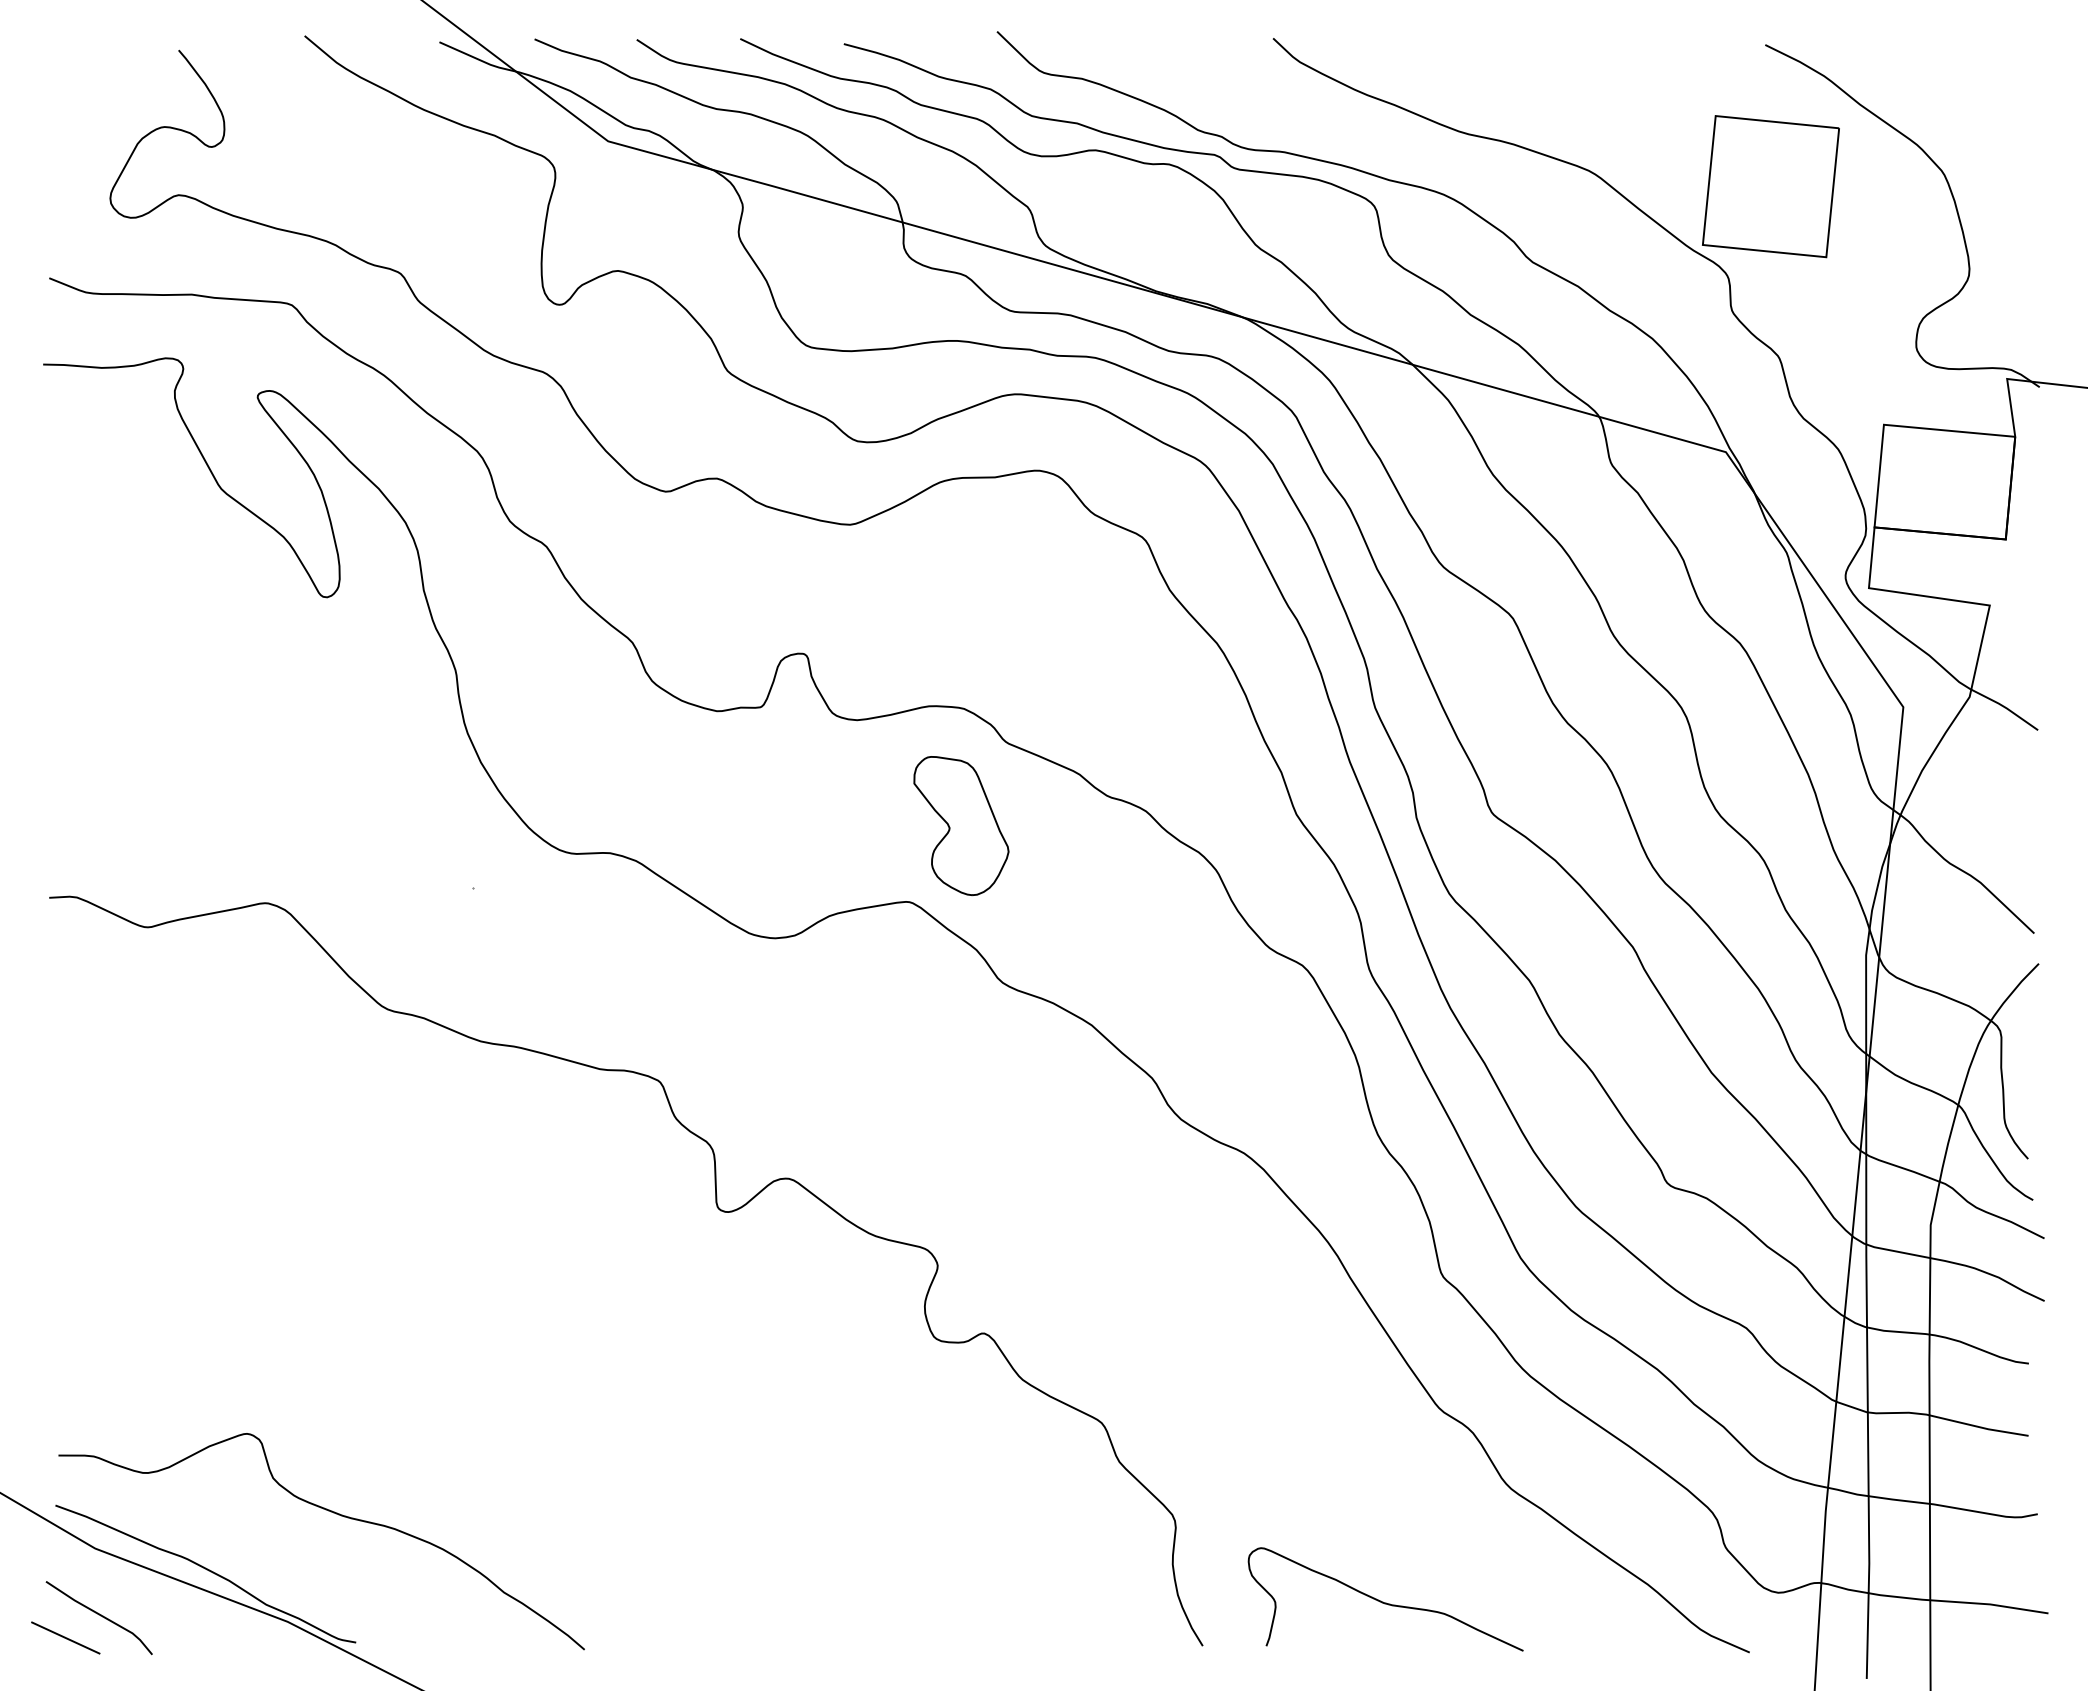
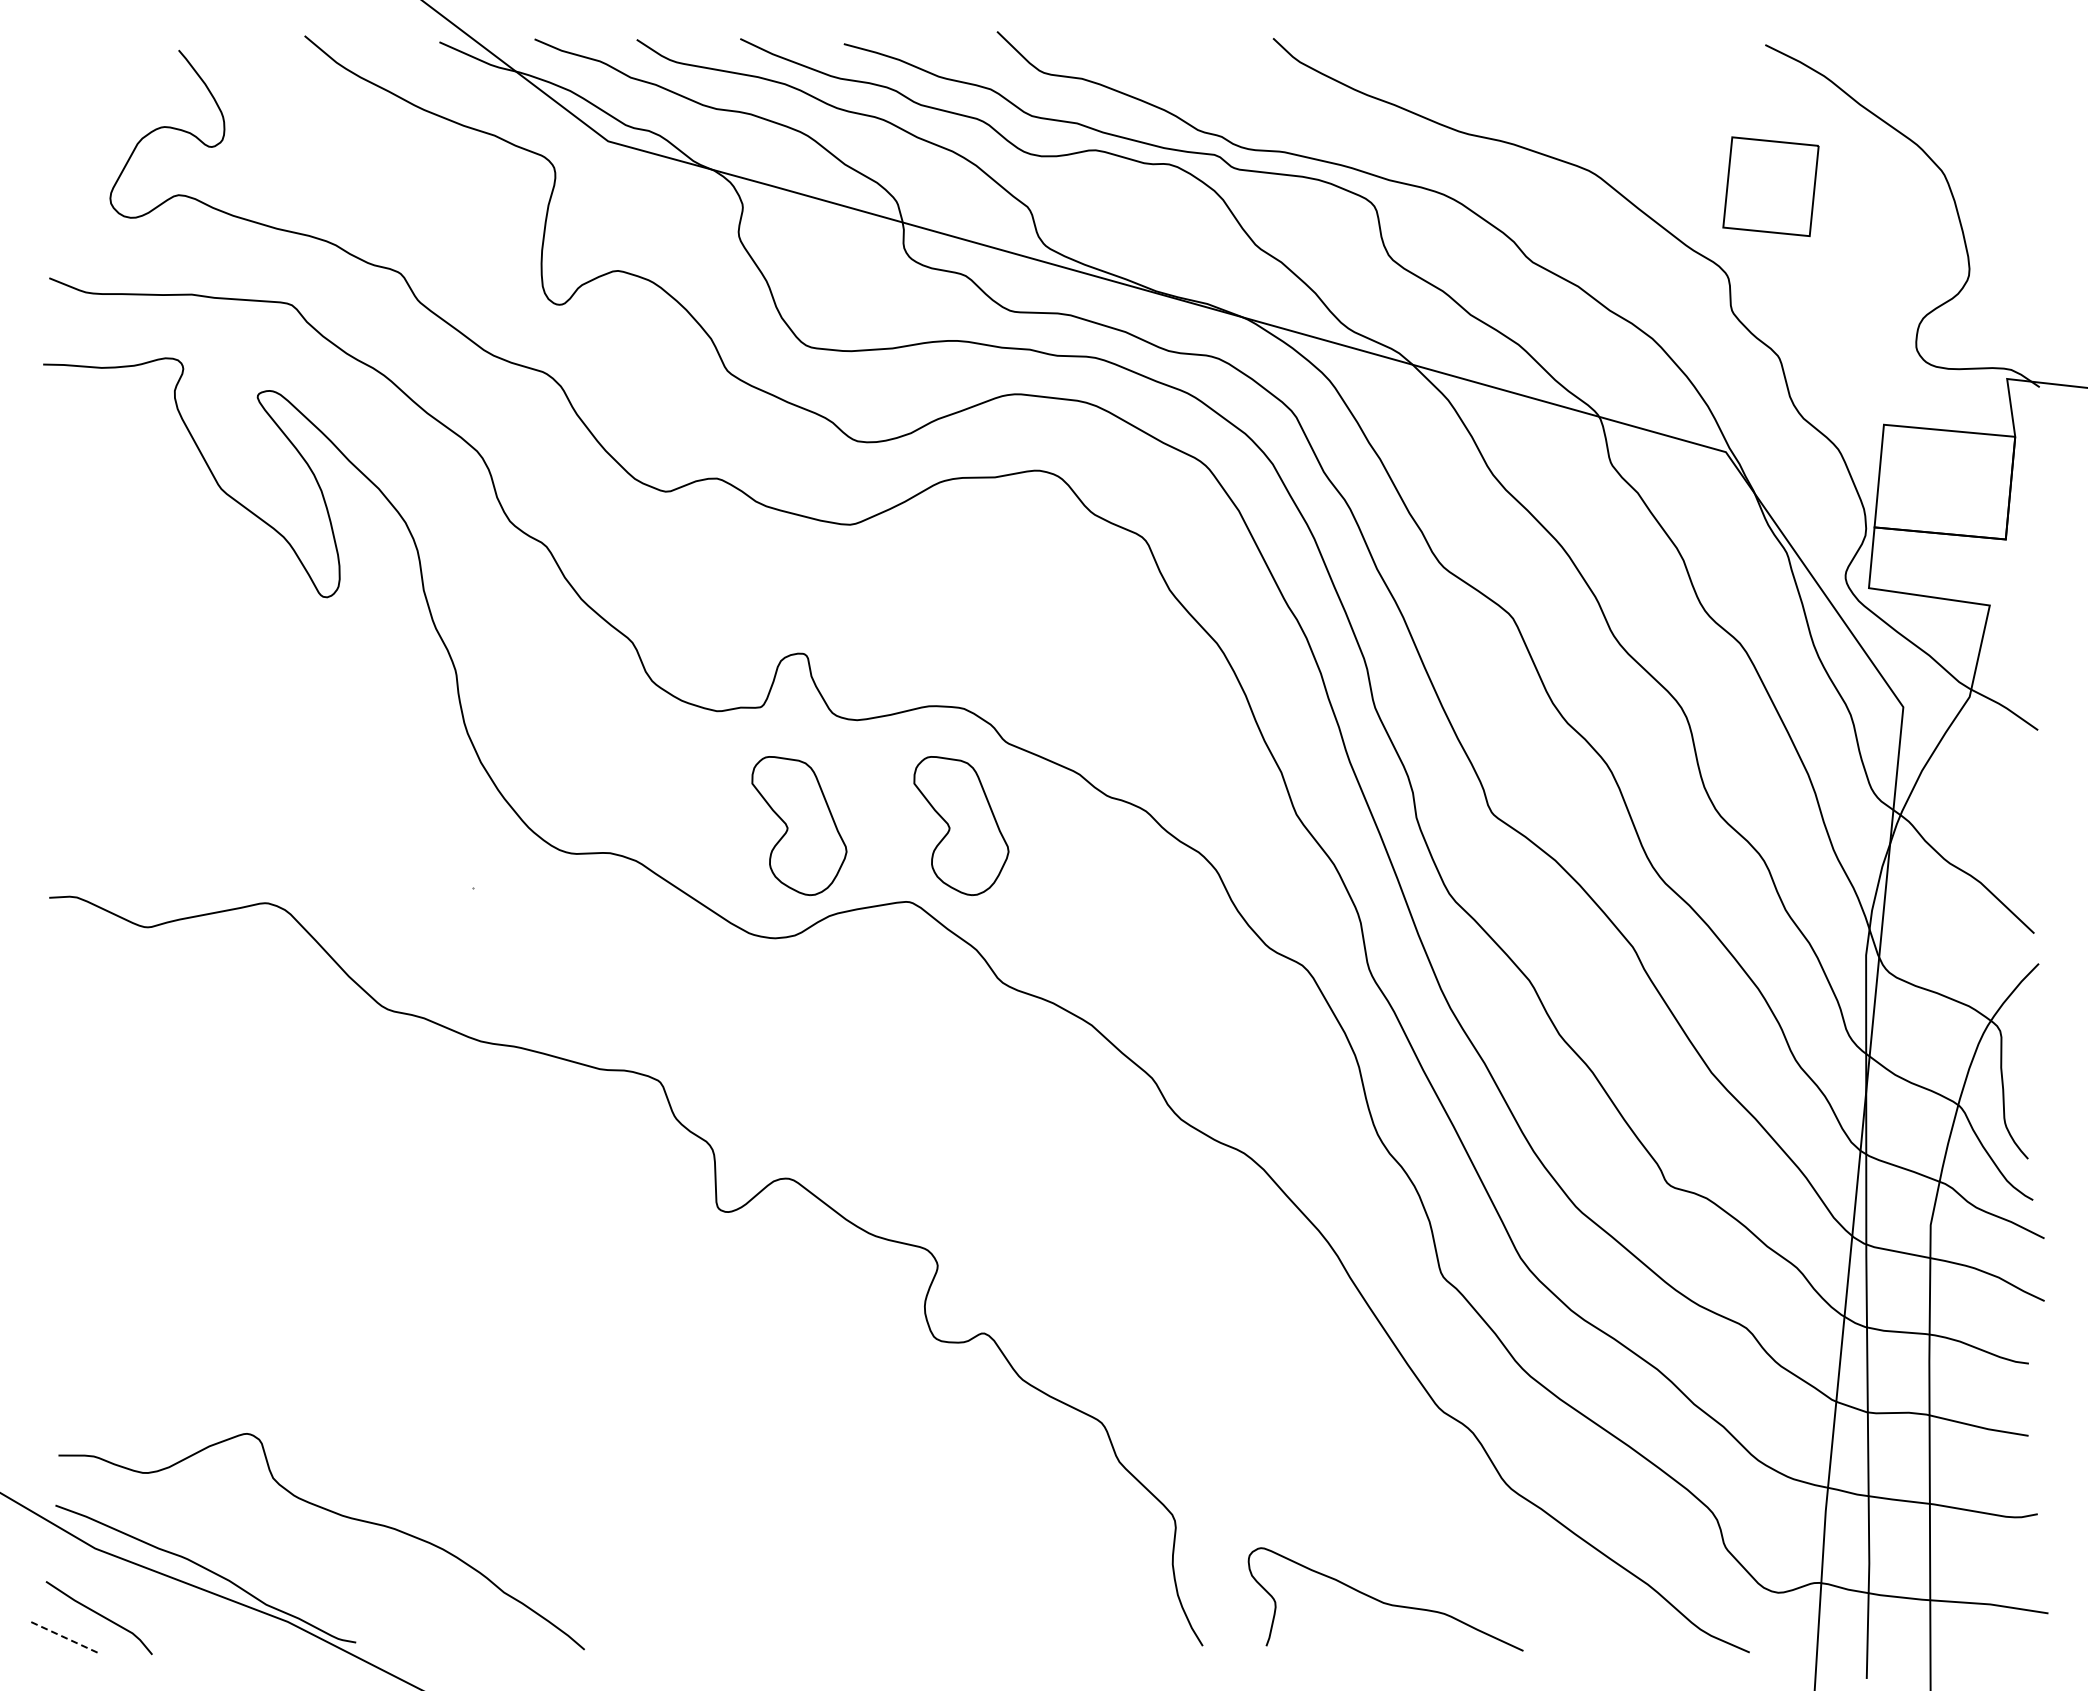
part size: 138x144 px -> 98x101 px (1770, 186)
part: none -> present (799, 826)
line: solid -> dashed (66, 1638)
